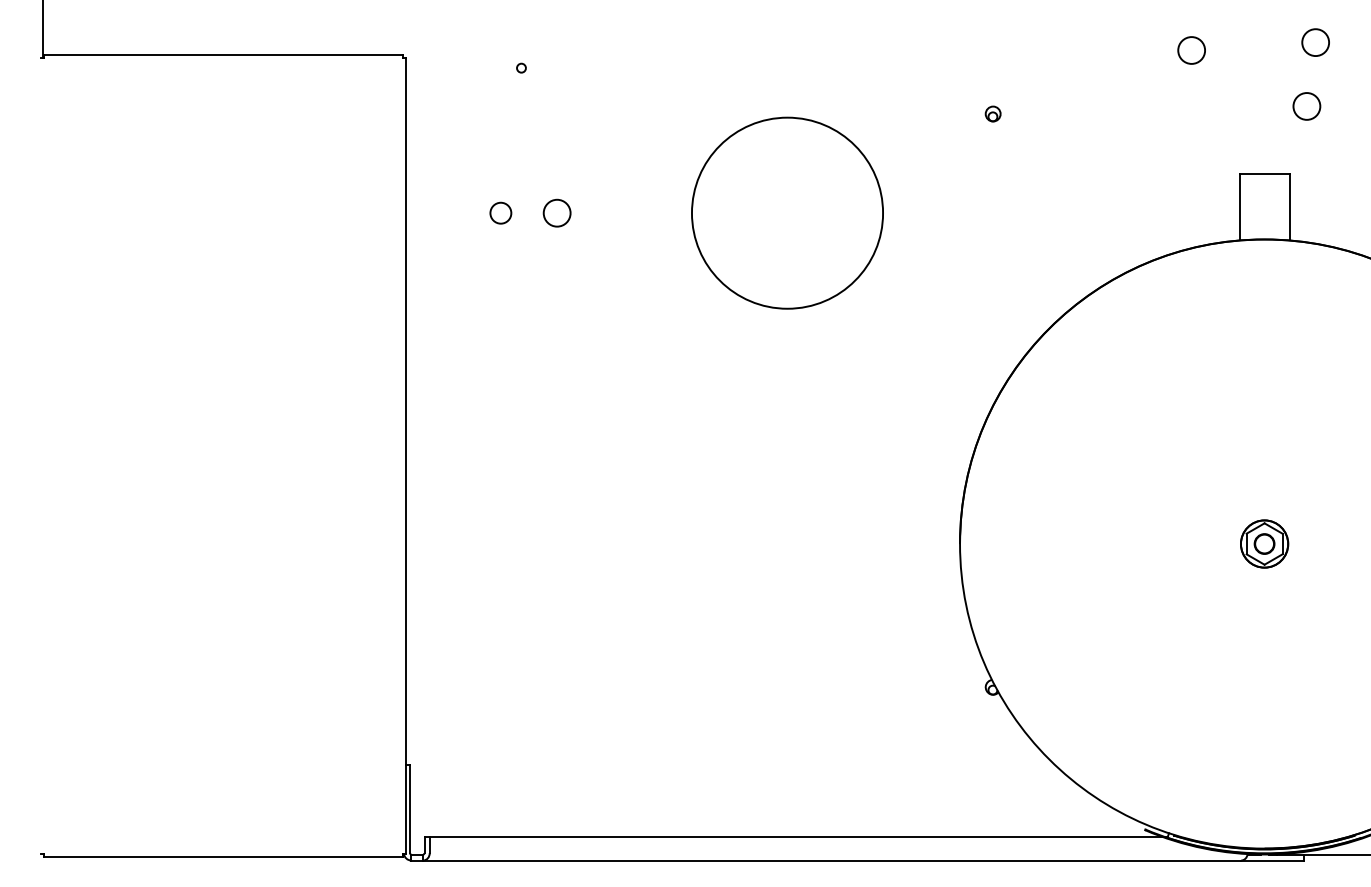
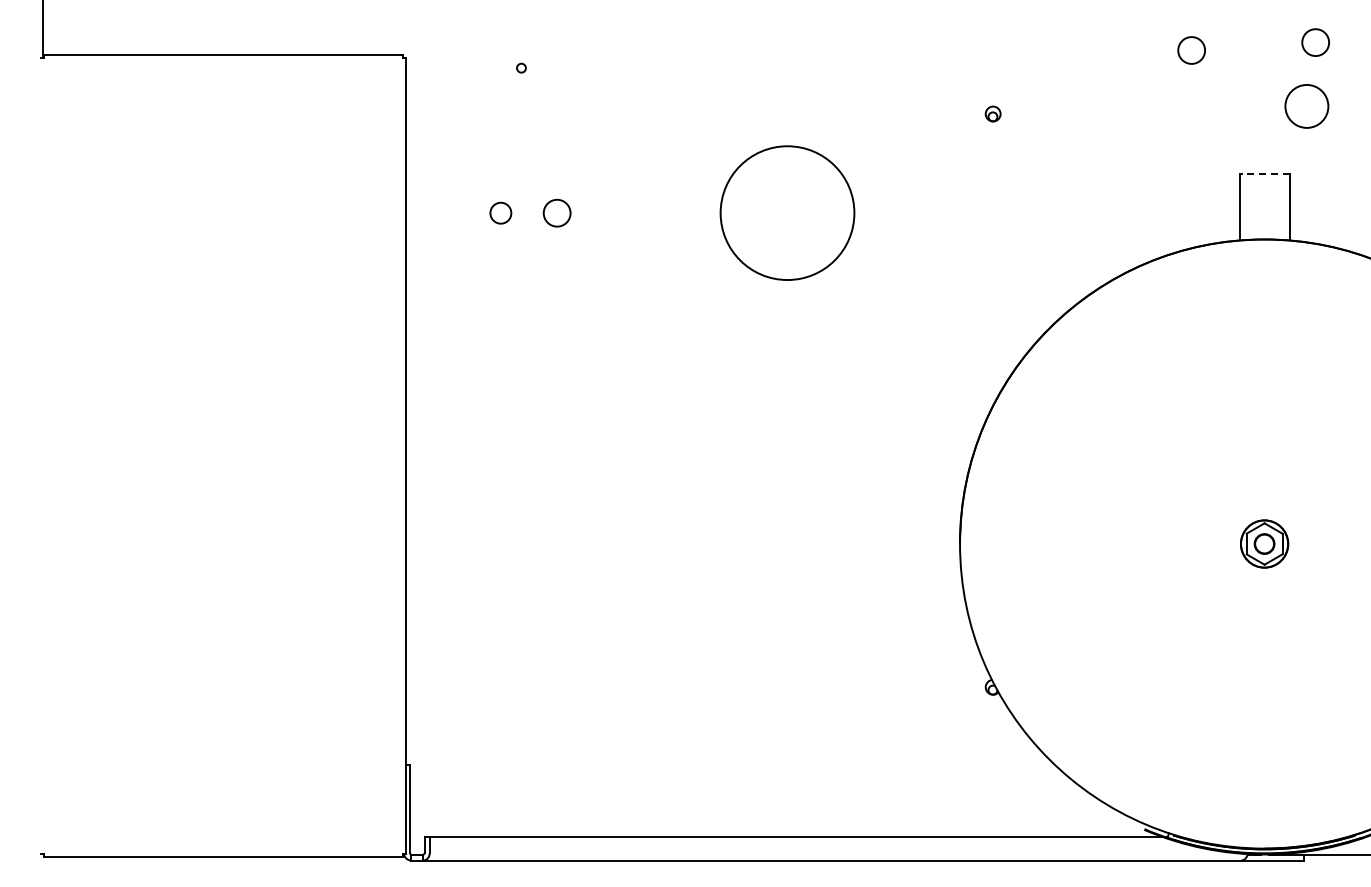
circle diameter: 27 px -> 43 px (1306, 105)
line: solid -> dashed (1264, 173)
circle size: 193x194 px -> 137x136 px (787, 212)
